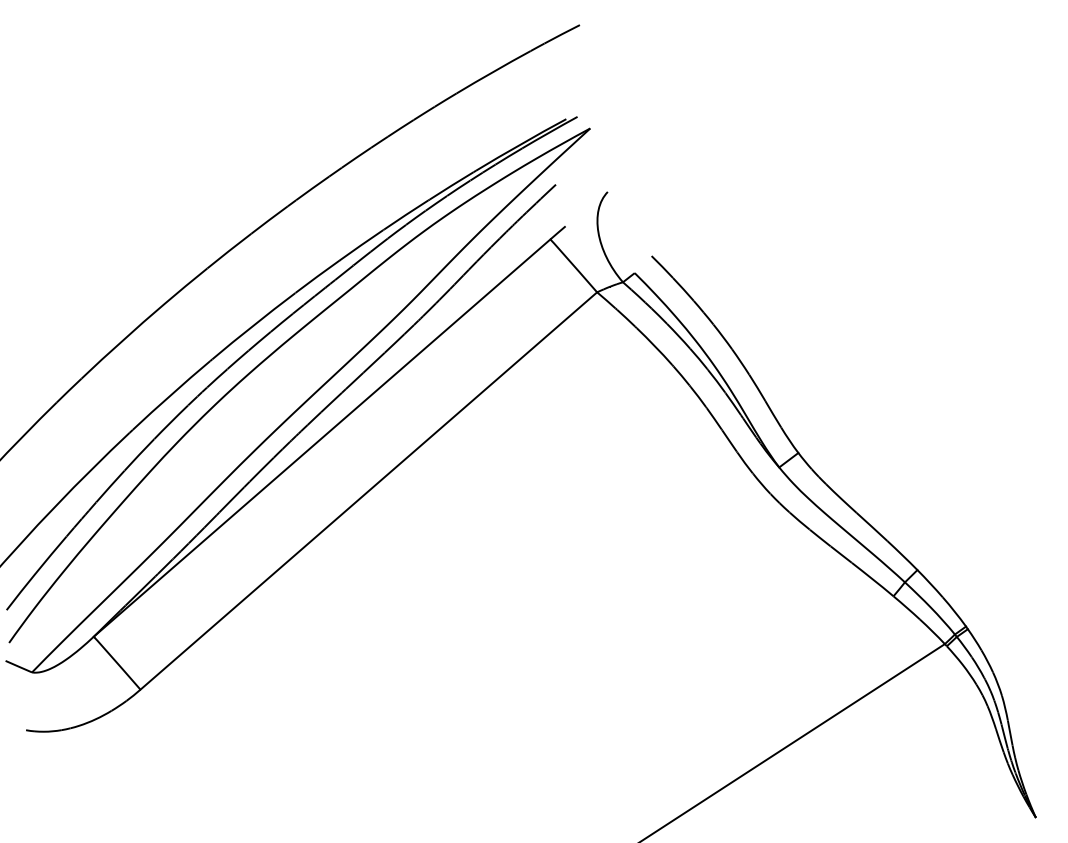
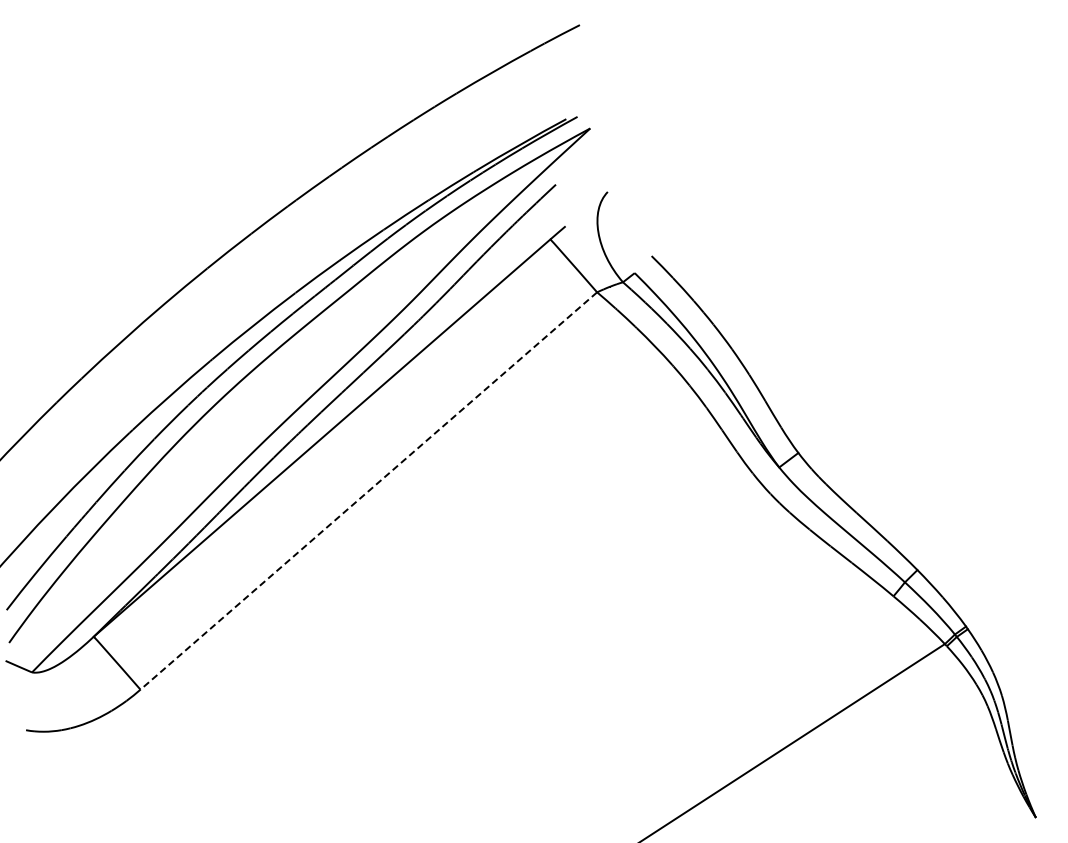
line: solid -> dashed (368, 491)
